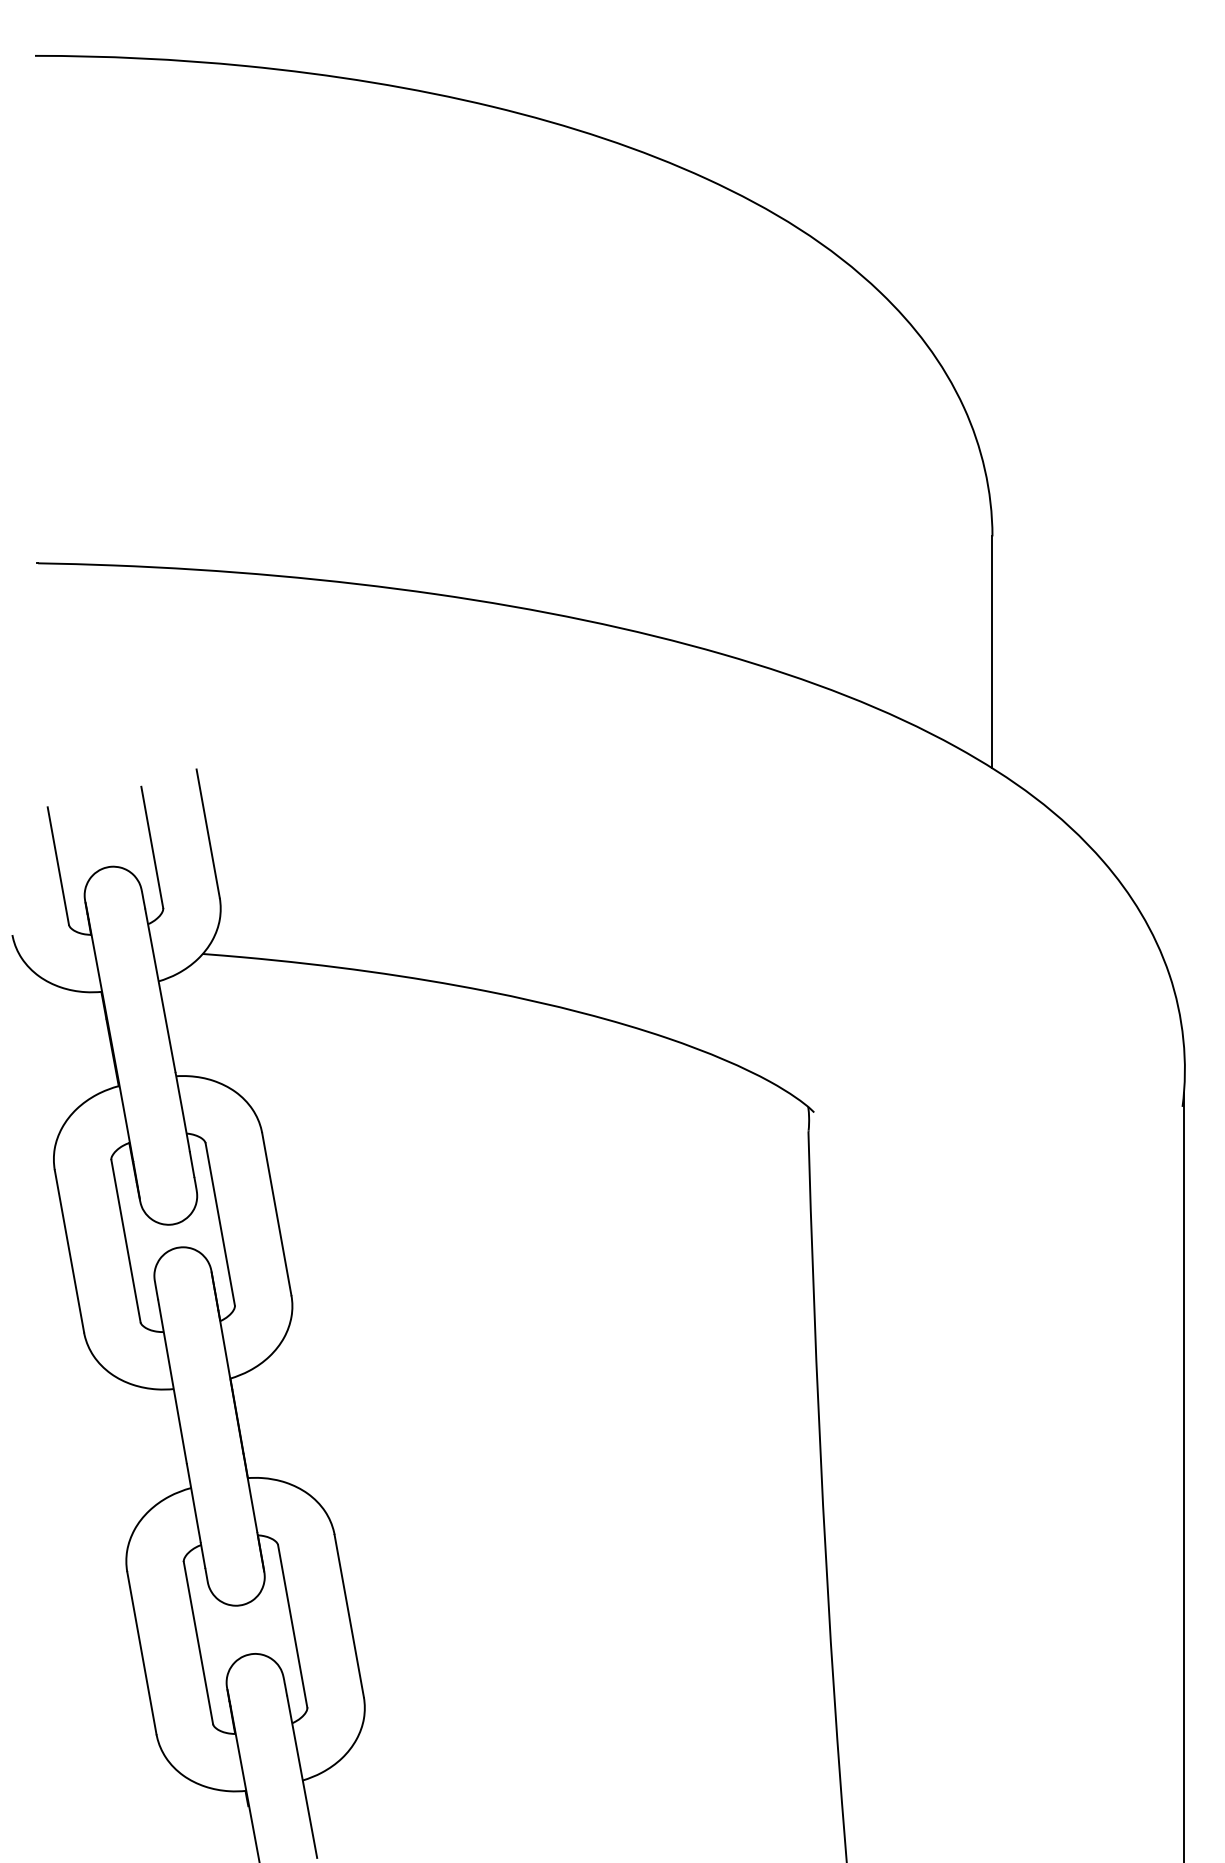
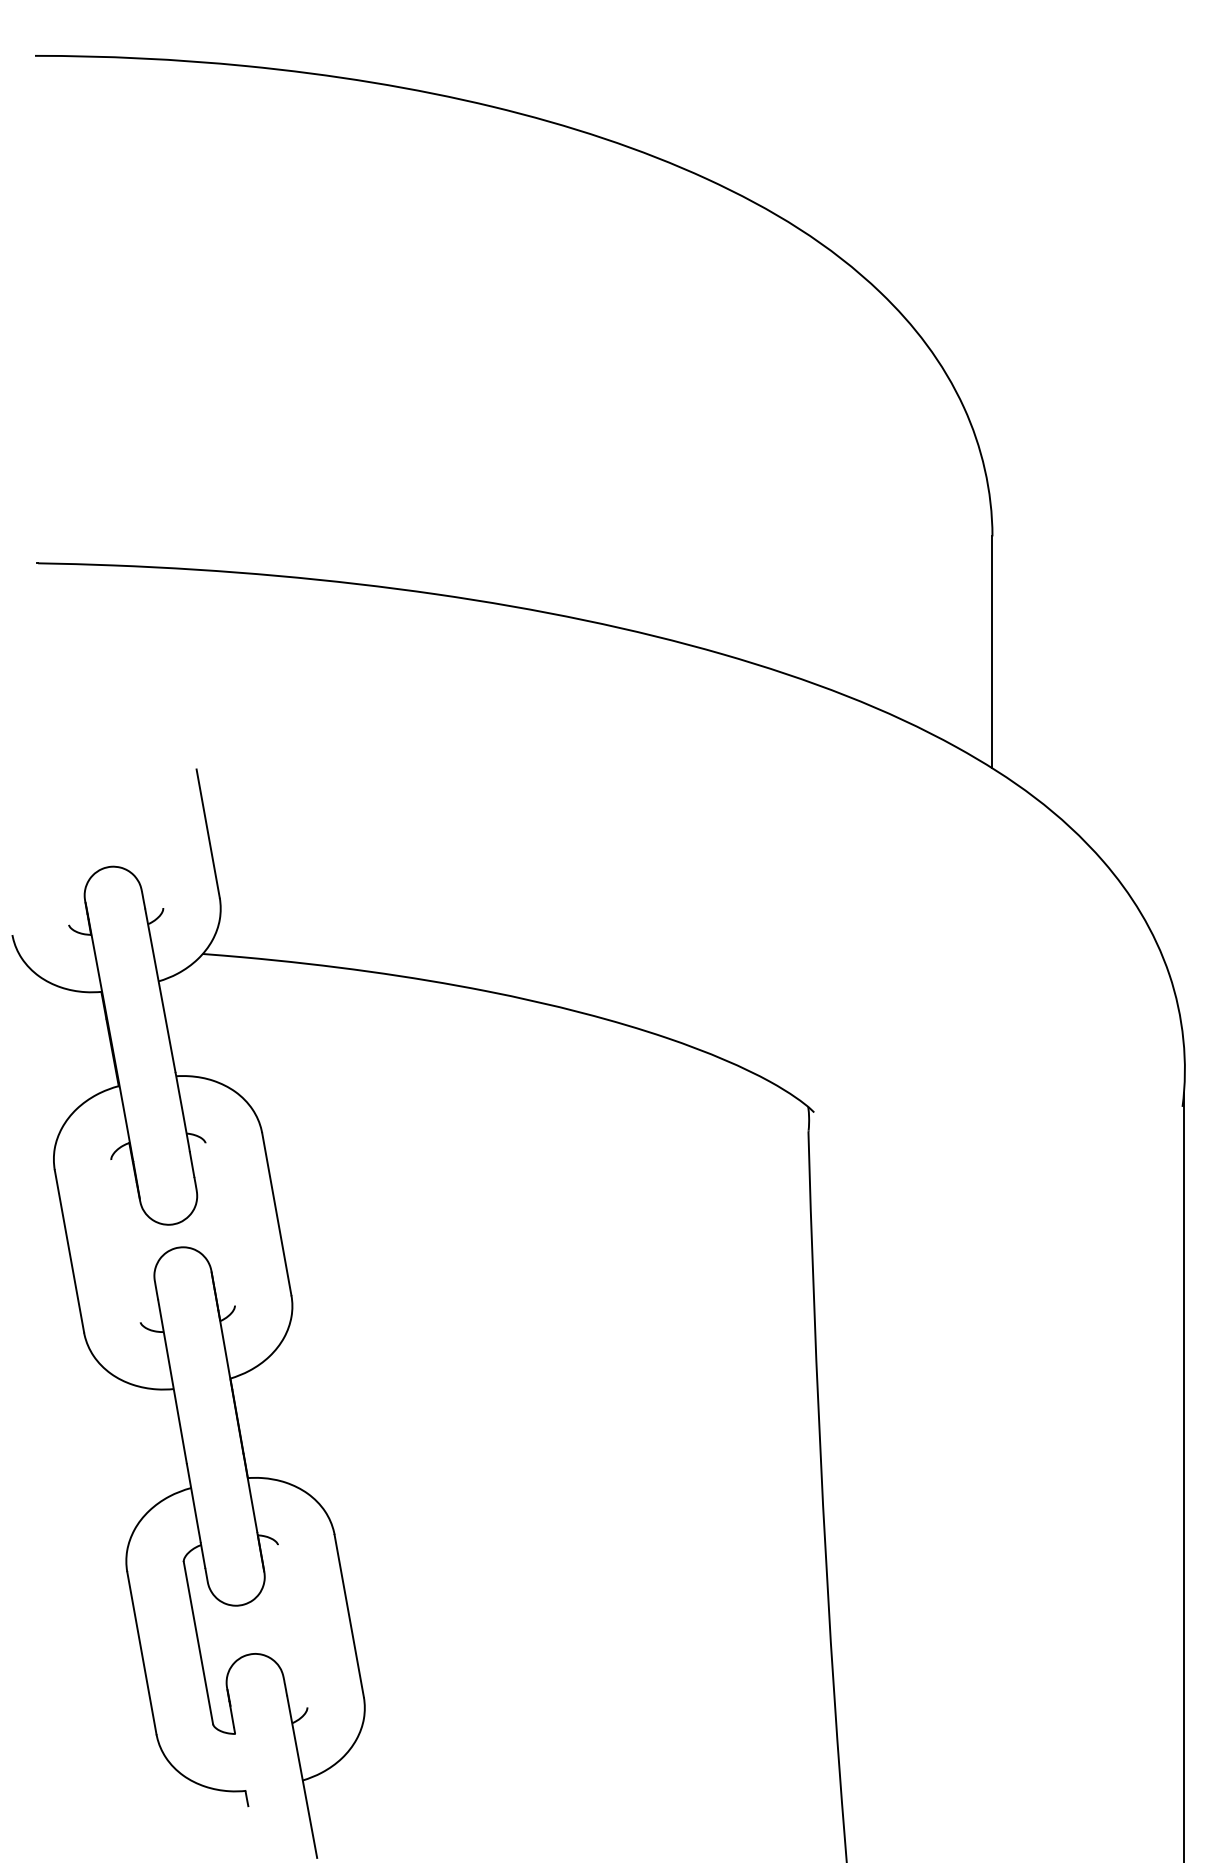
line: present -> none (152, 847)
line: present -> none (57, 865)
line: present -> none (219, 1224)
line: present -> none (125, 1241)
line: present -> none (292, 1626)
line: present -> none (244, 1782)
